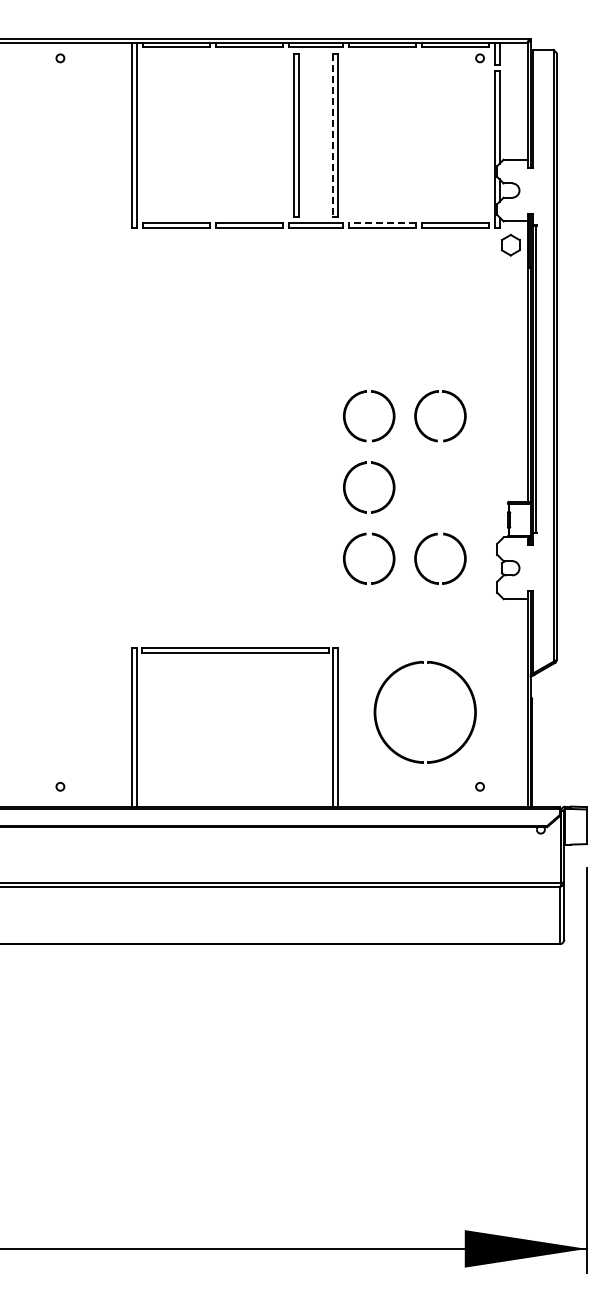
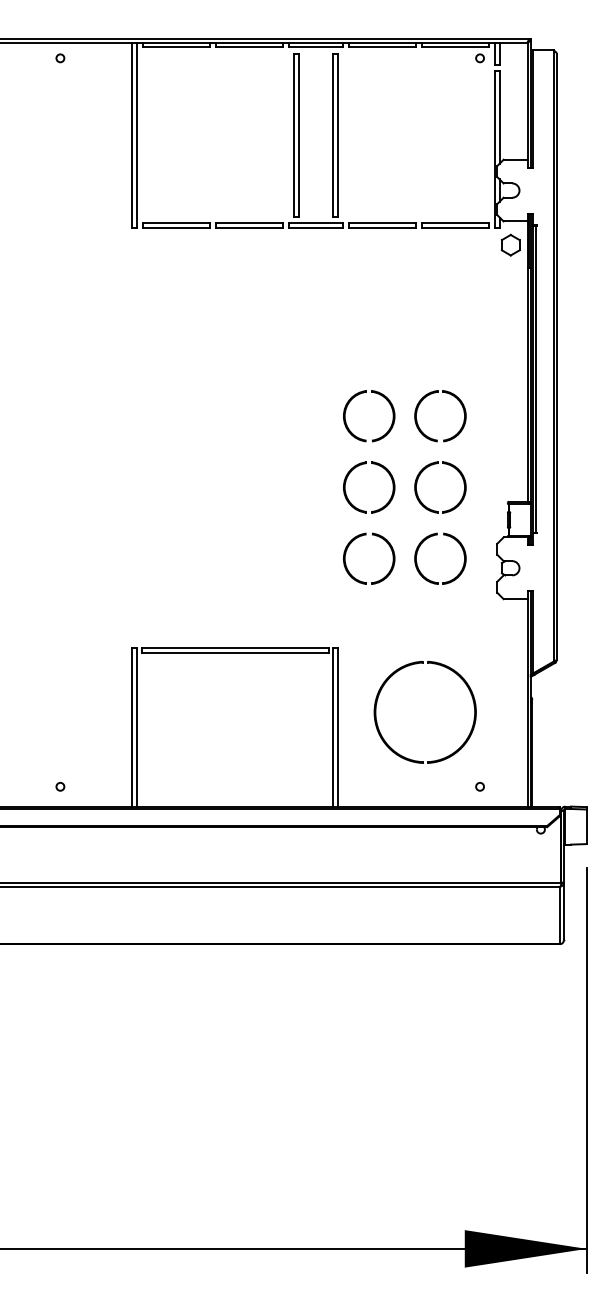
line: dashed -> solid (333, 135)
line: dashed -> solid (382, 223)
part: none -> present (463, 484)
